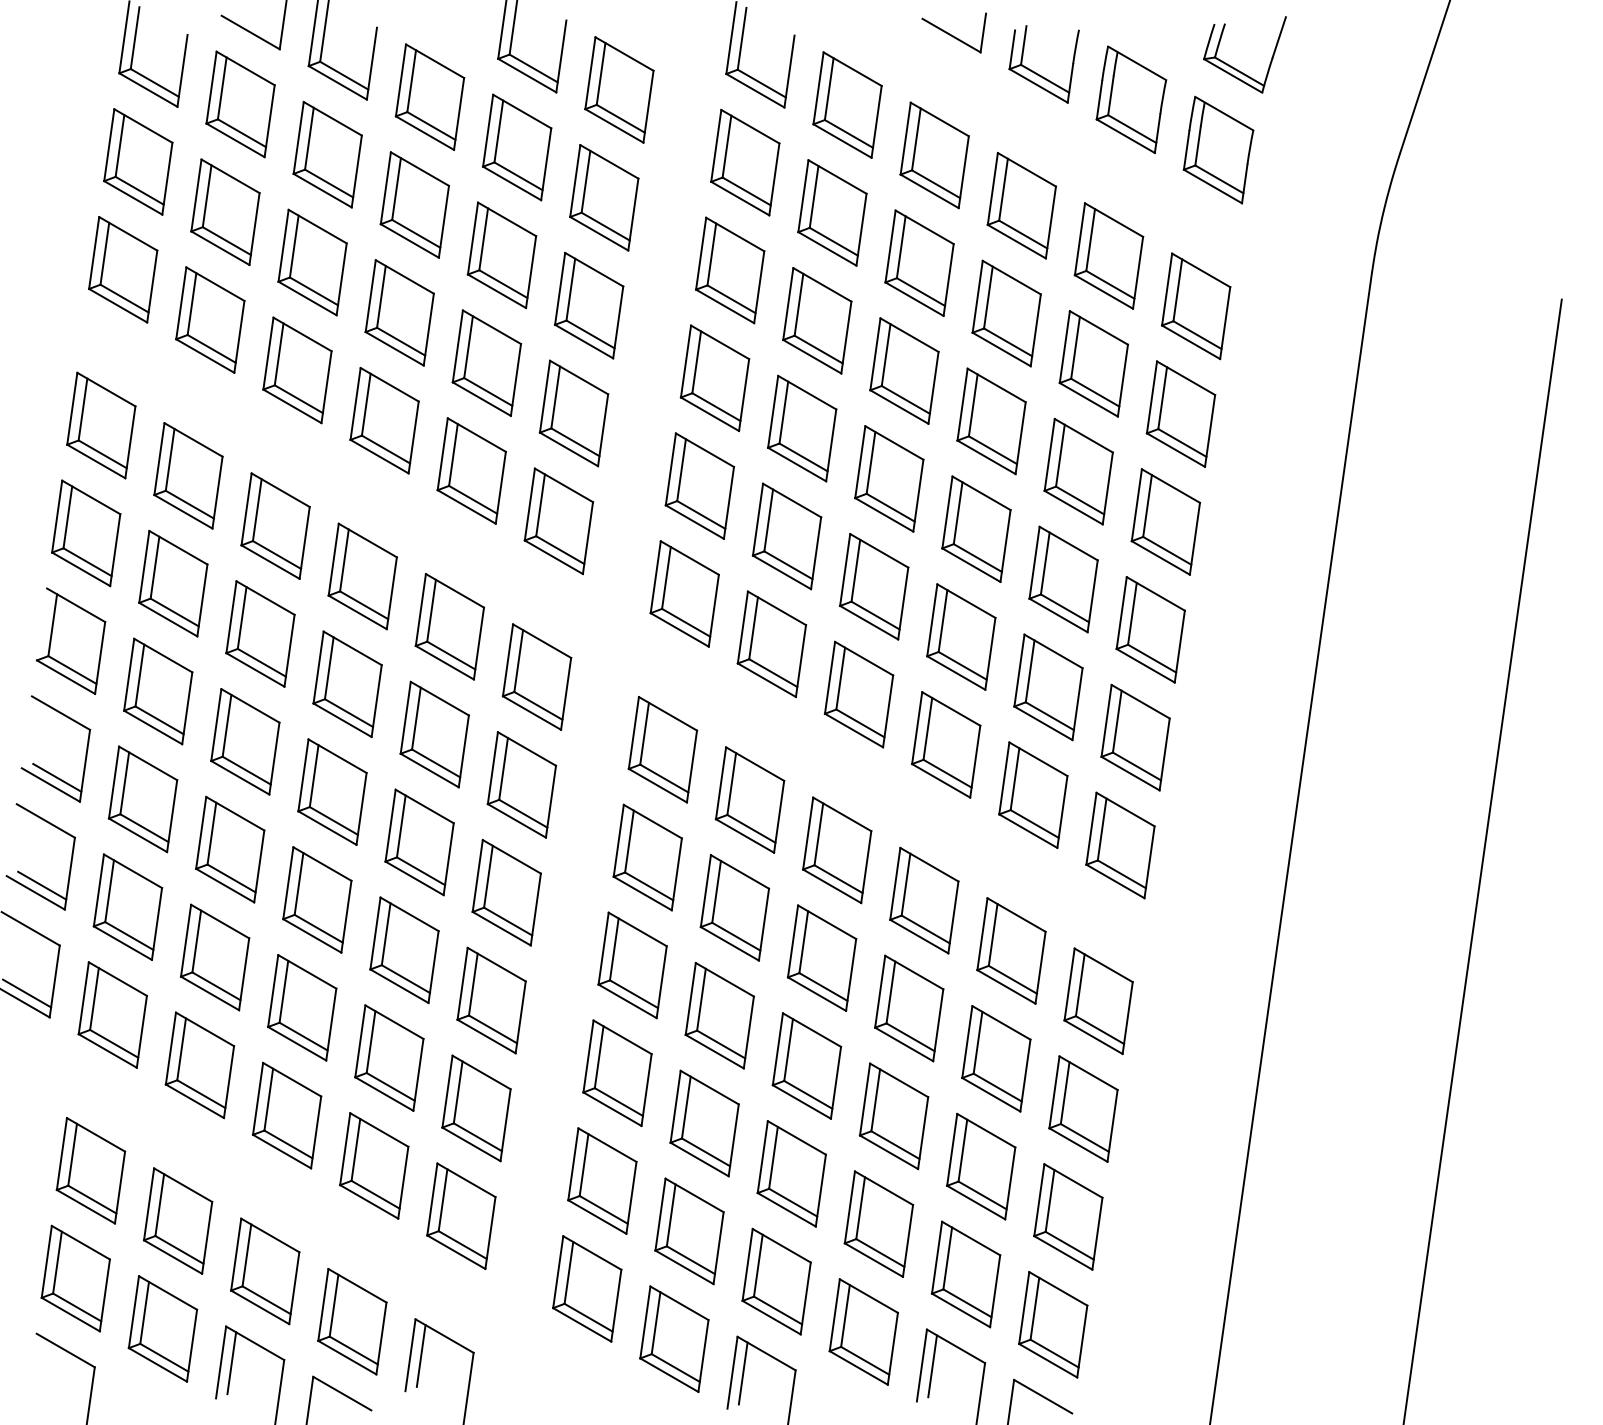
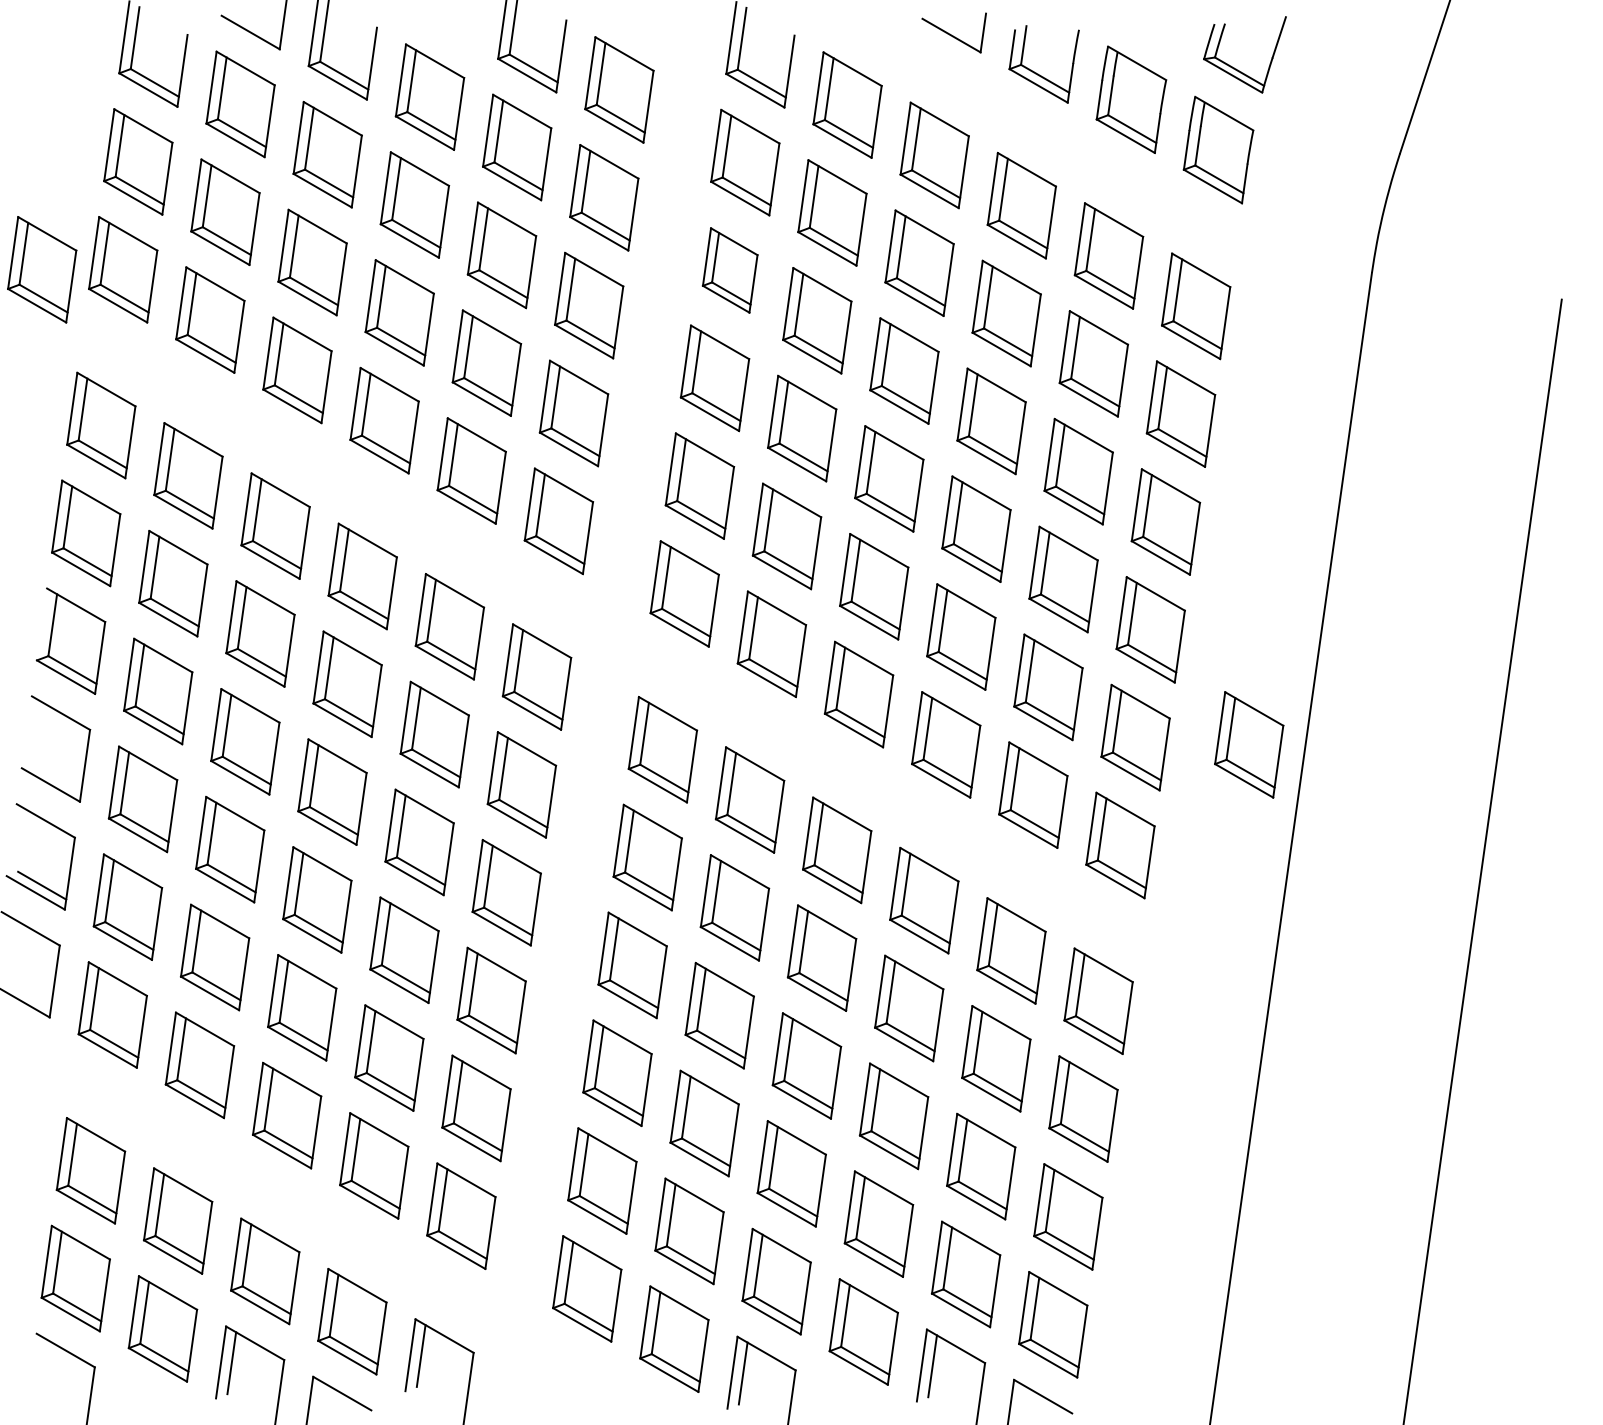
part: none -> present (42, 269)
part size: 71x109 px -> 58x87 px (729, 270)
part: none -> present (1249, 744)
line: present -> none (57, 777)
line: present -> none (27, 993)
